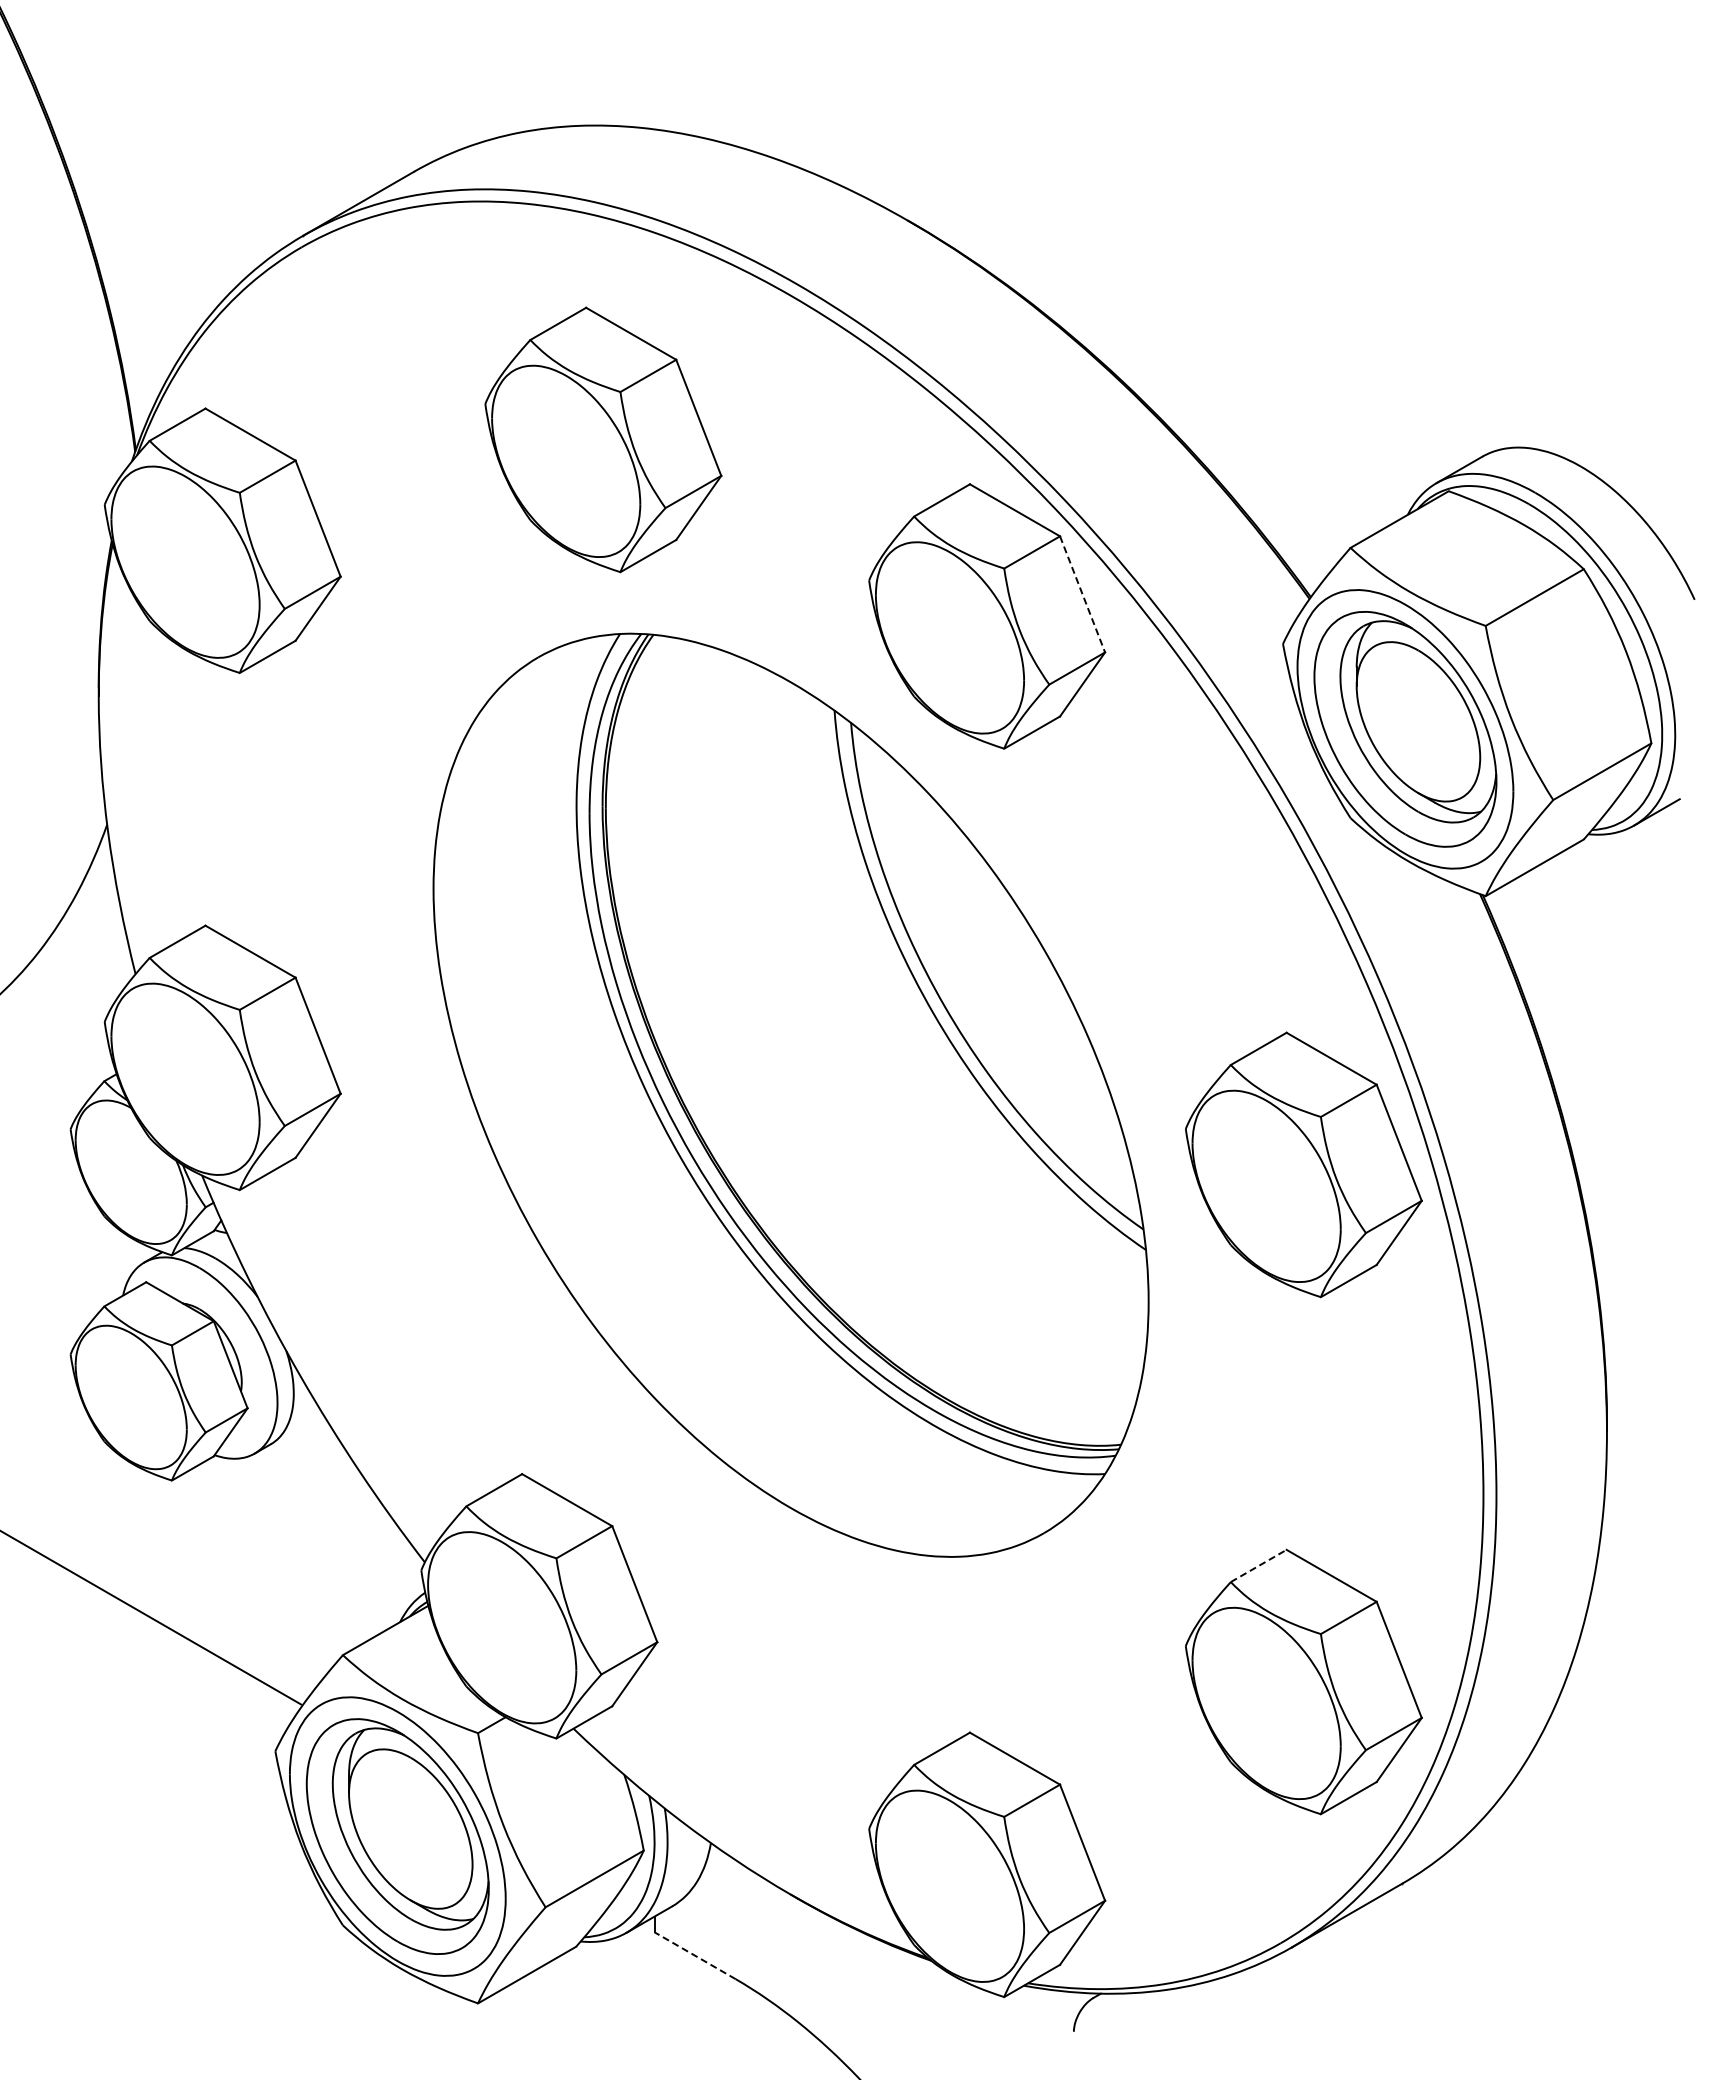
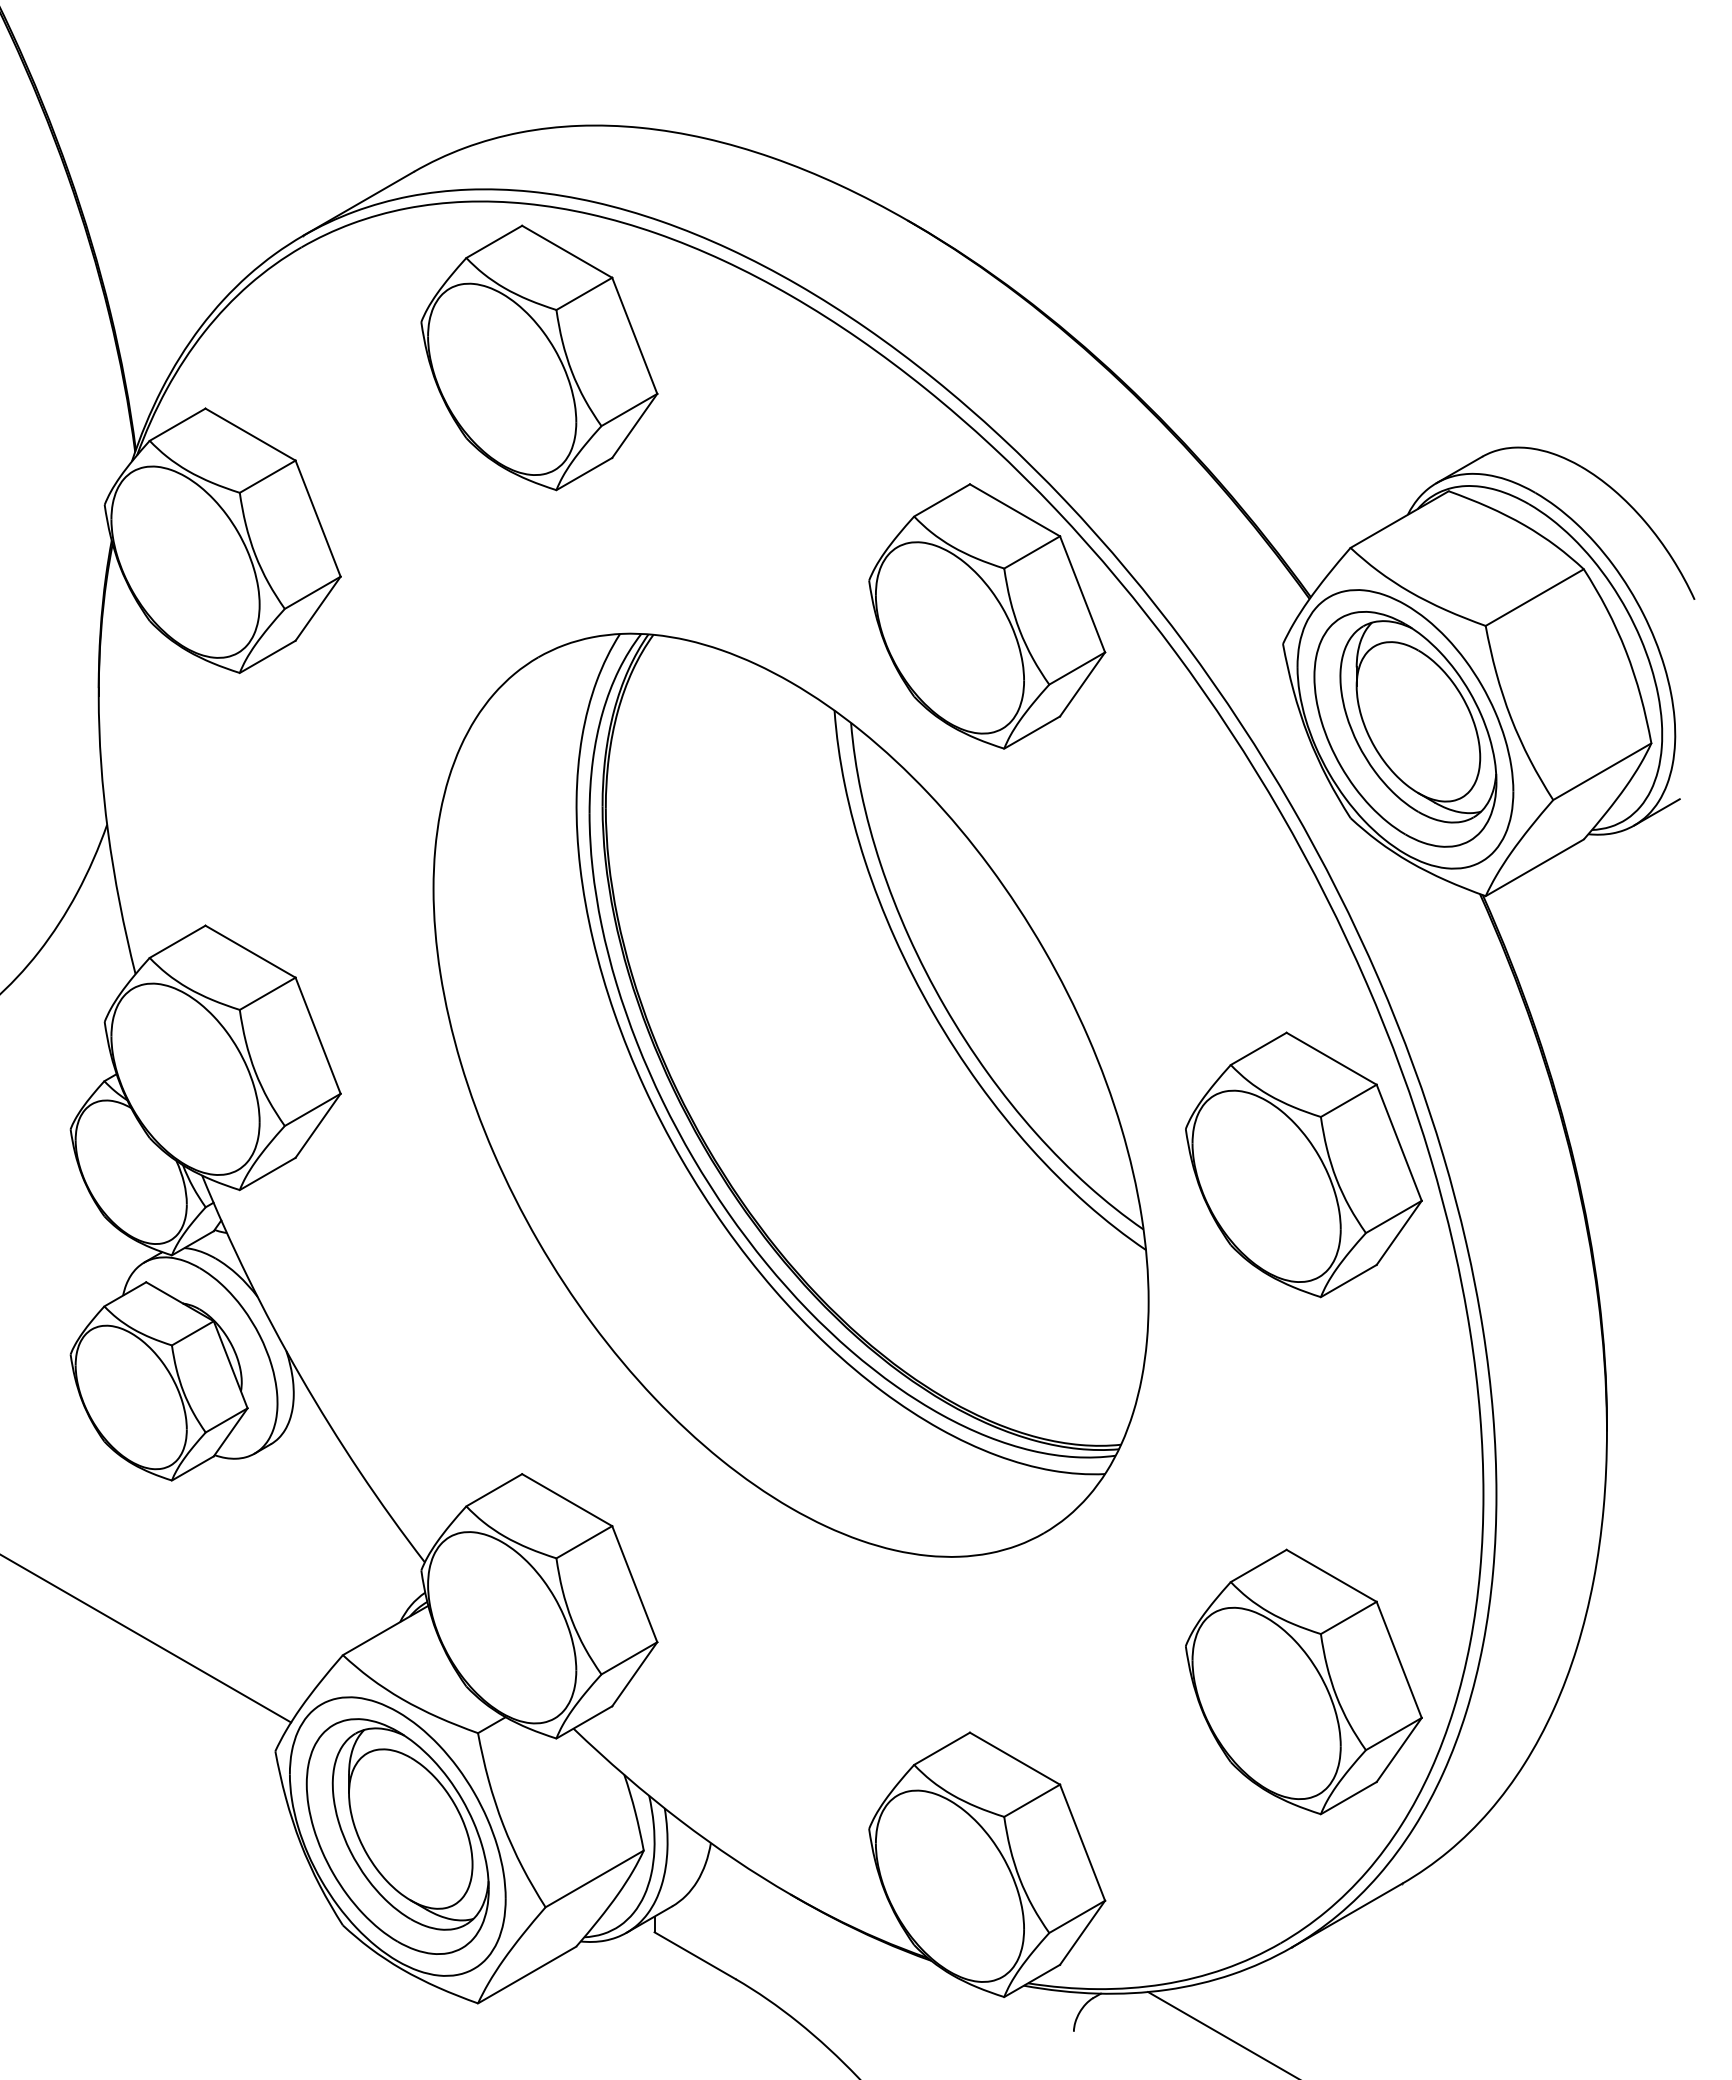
part position: (603, 439) -> (539, 357) (539, 357)
line: dashed -> solid (1082, 594)
line: dashed -> solid (1259, 1565)
line position: (151, 1617) -> (146, 1638) (146, 1638)
line: dashed -> solid (695, 1955)
line: none -> present (1221, 2034)
